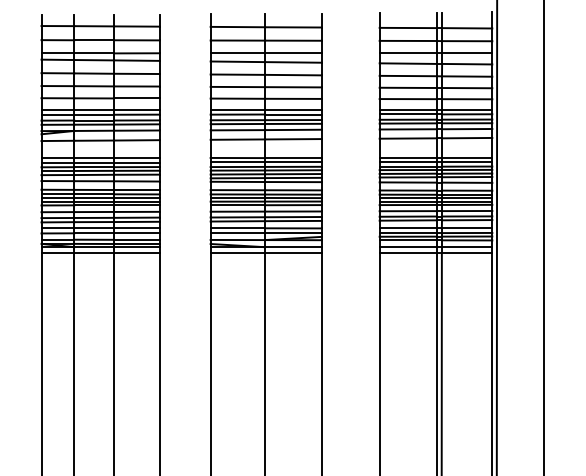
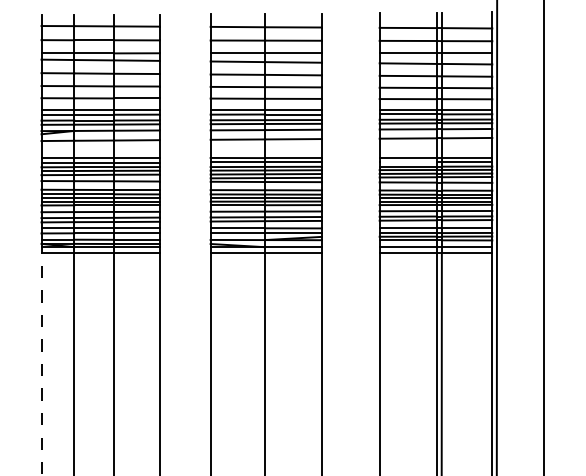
line: present -> none (407, 162)
line: solid -> dashed (41, 364)
